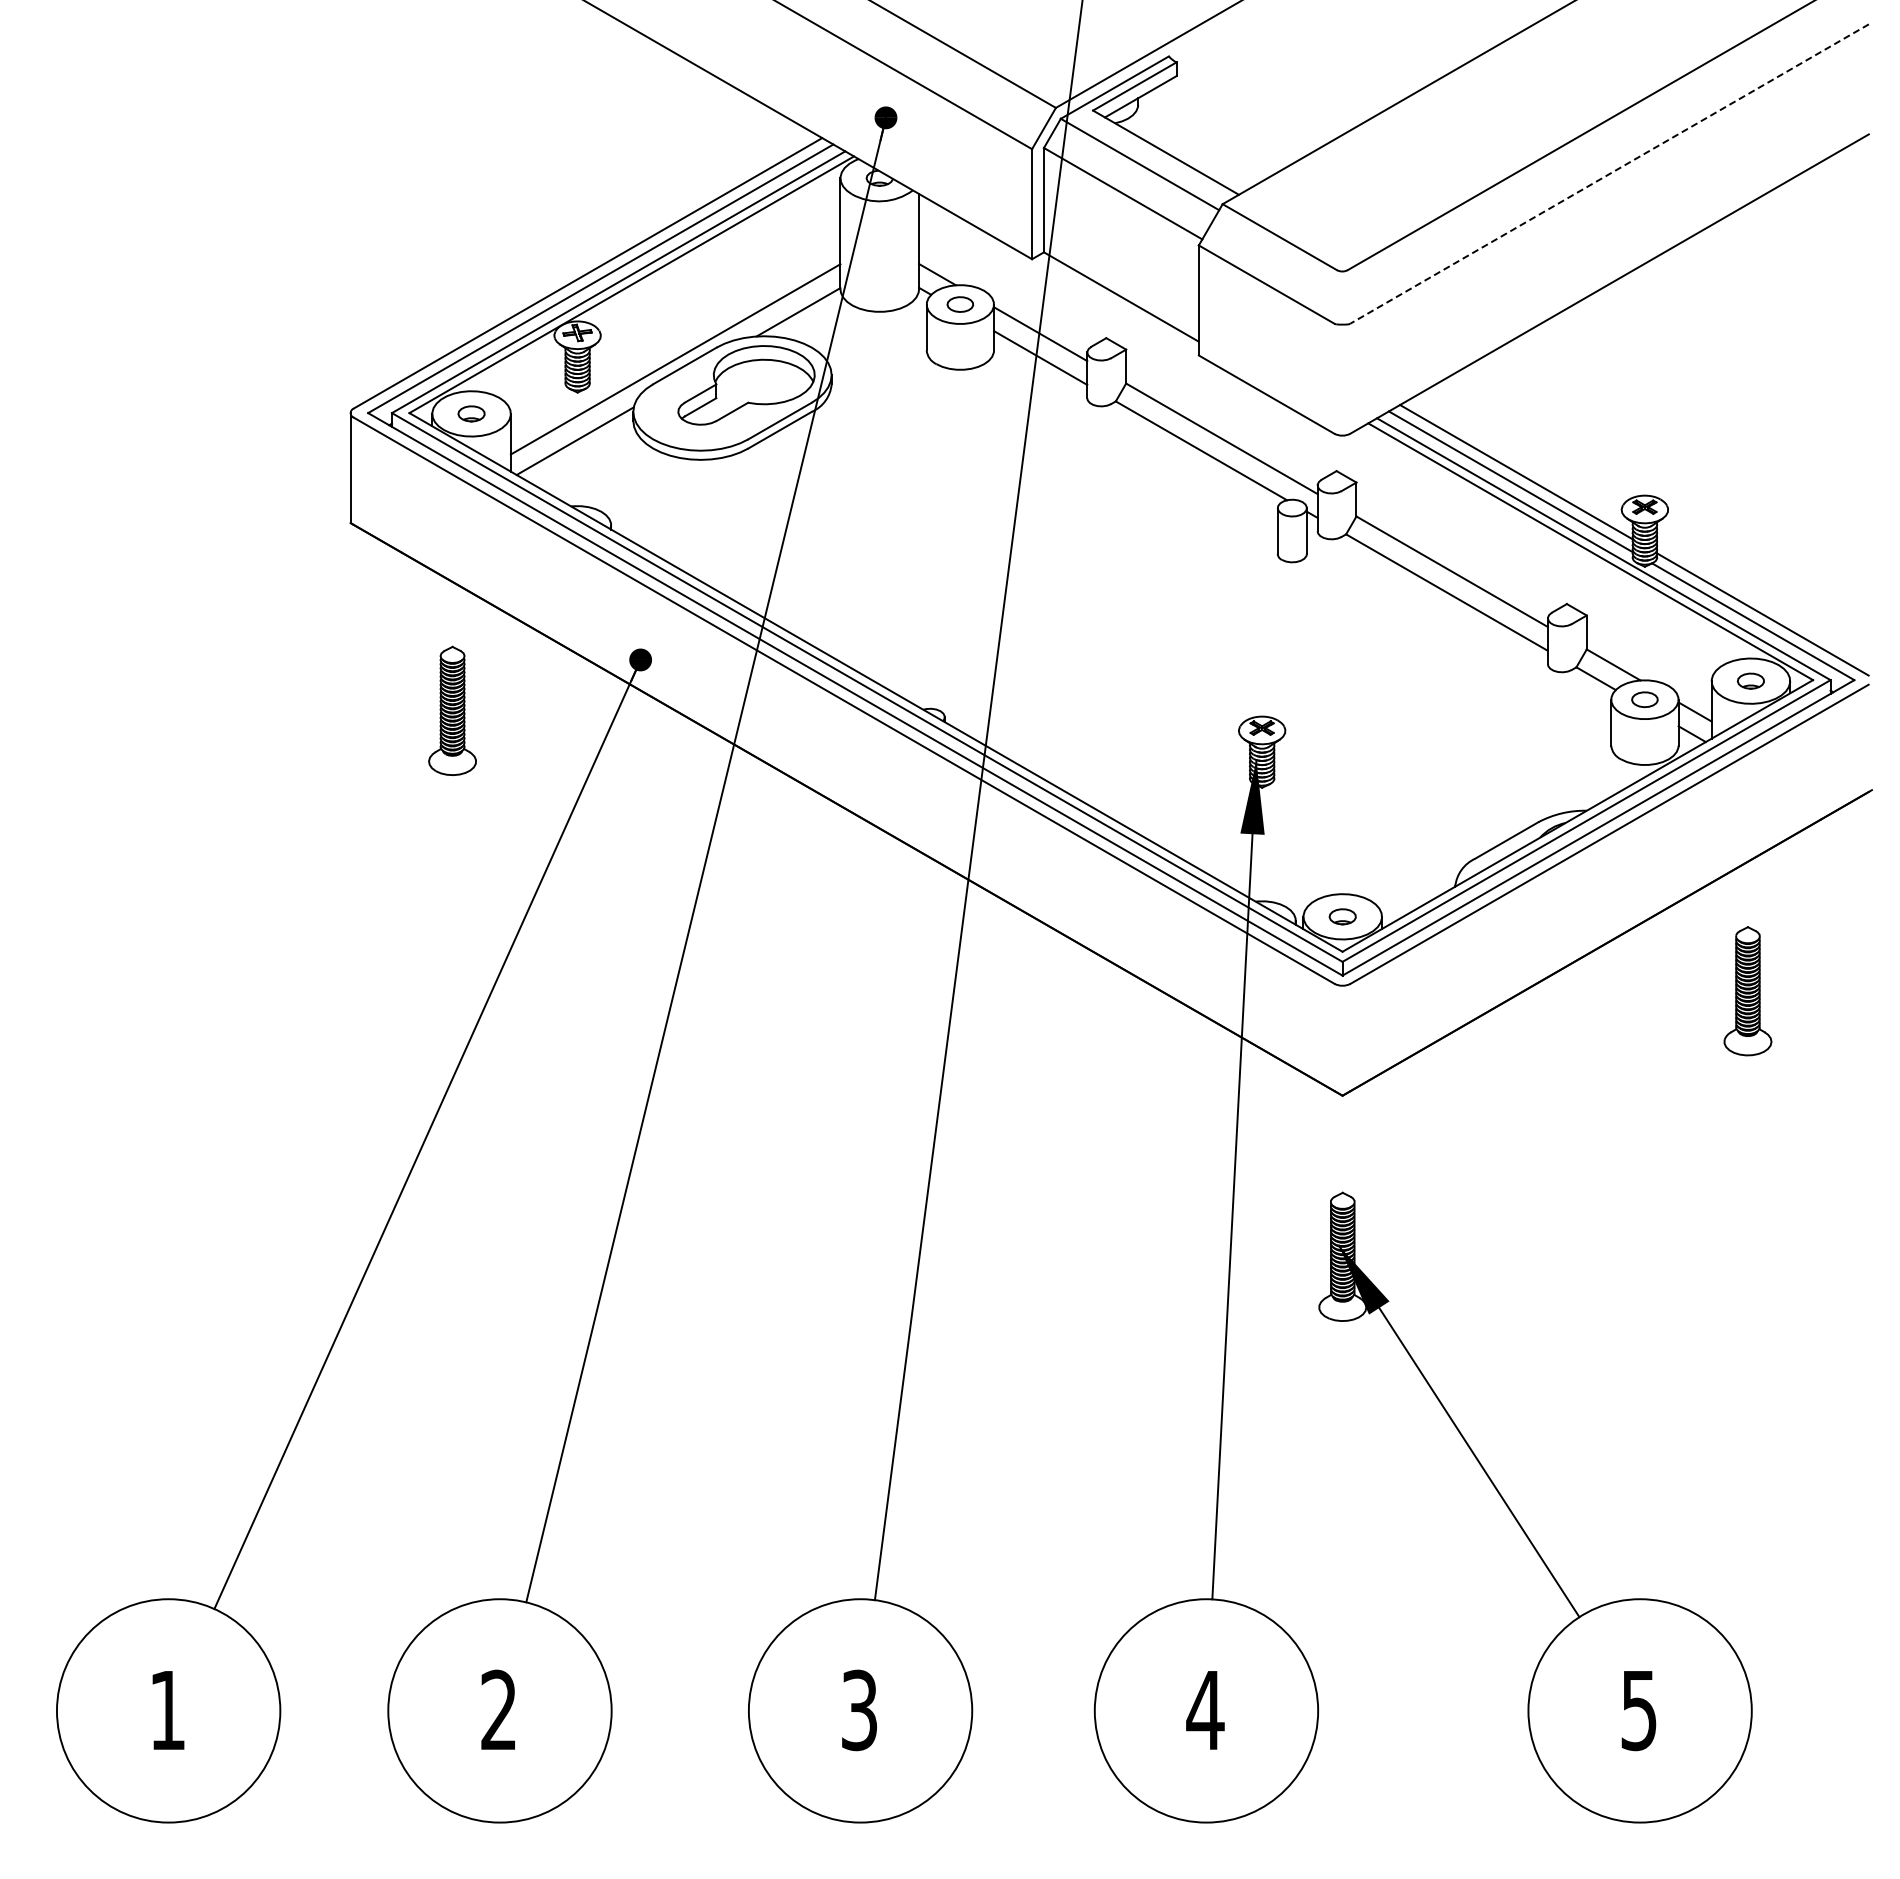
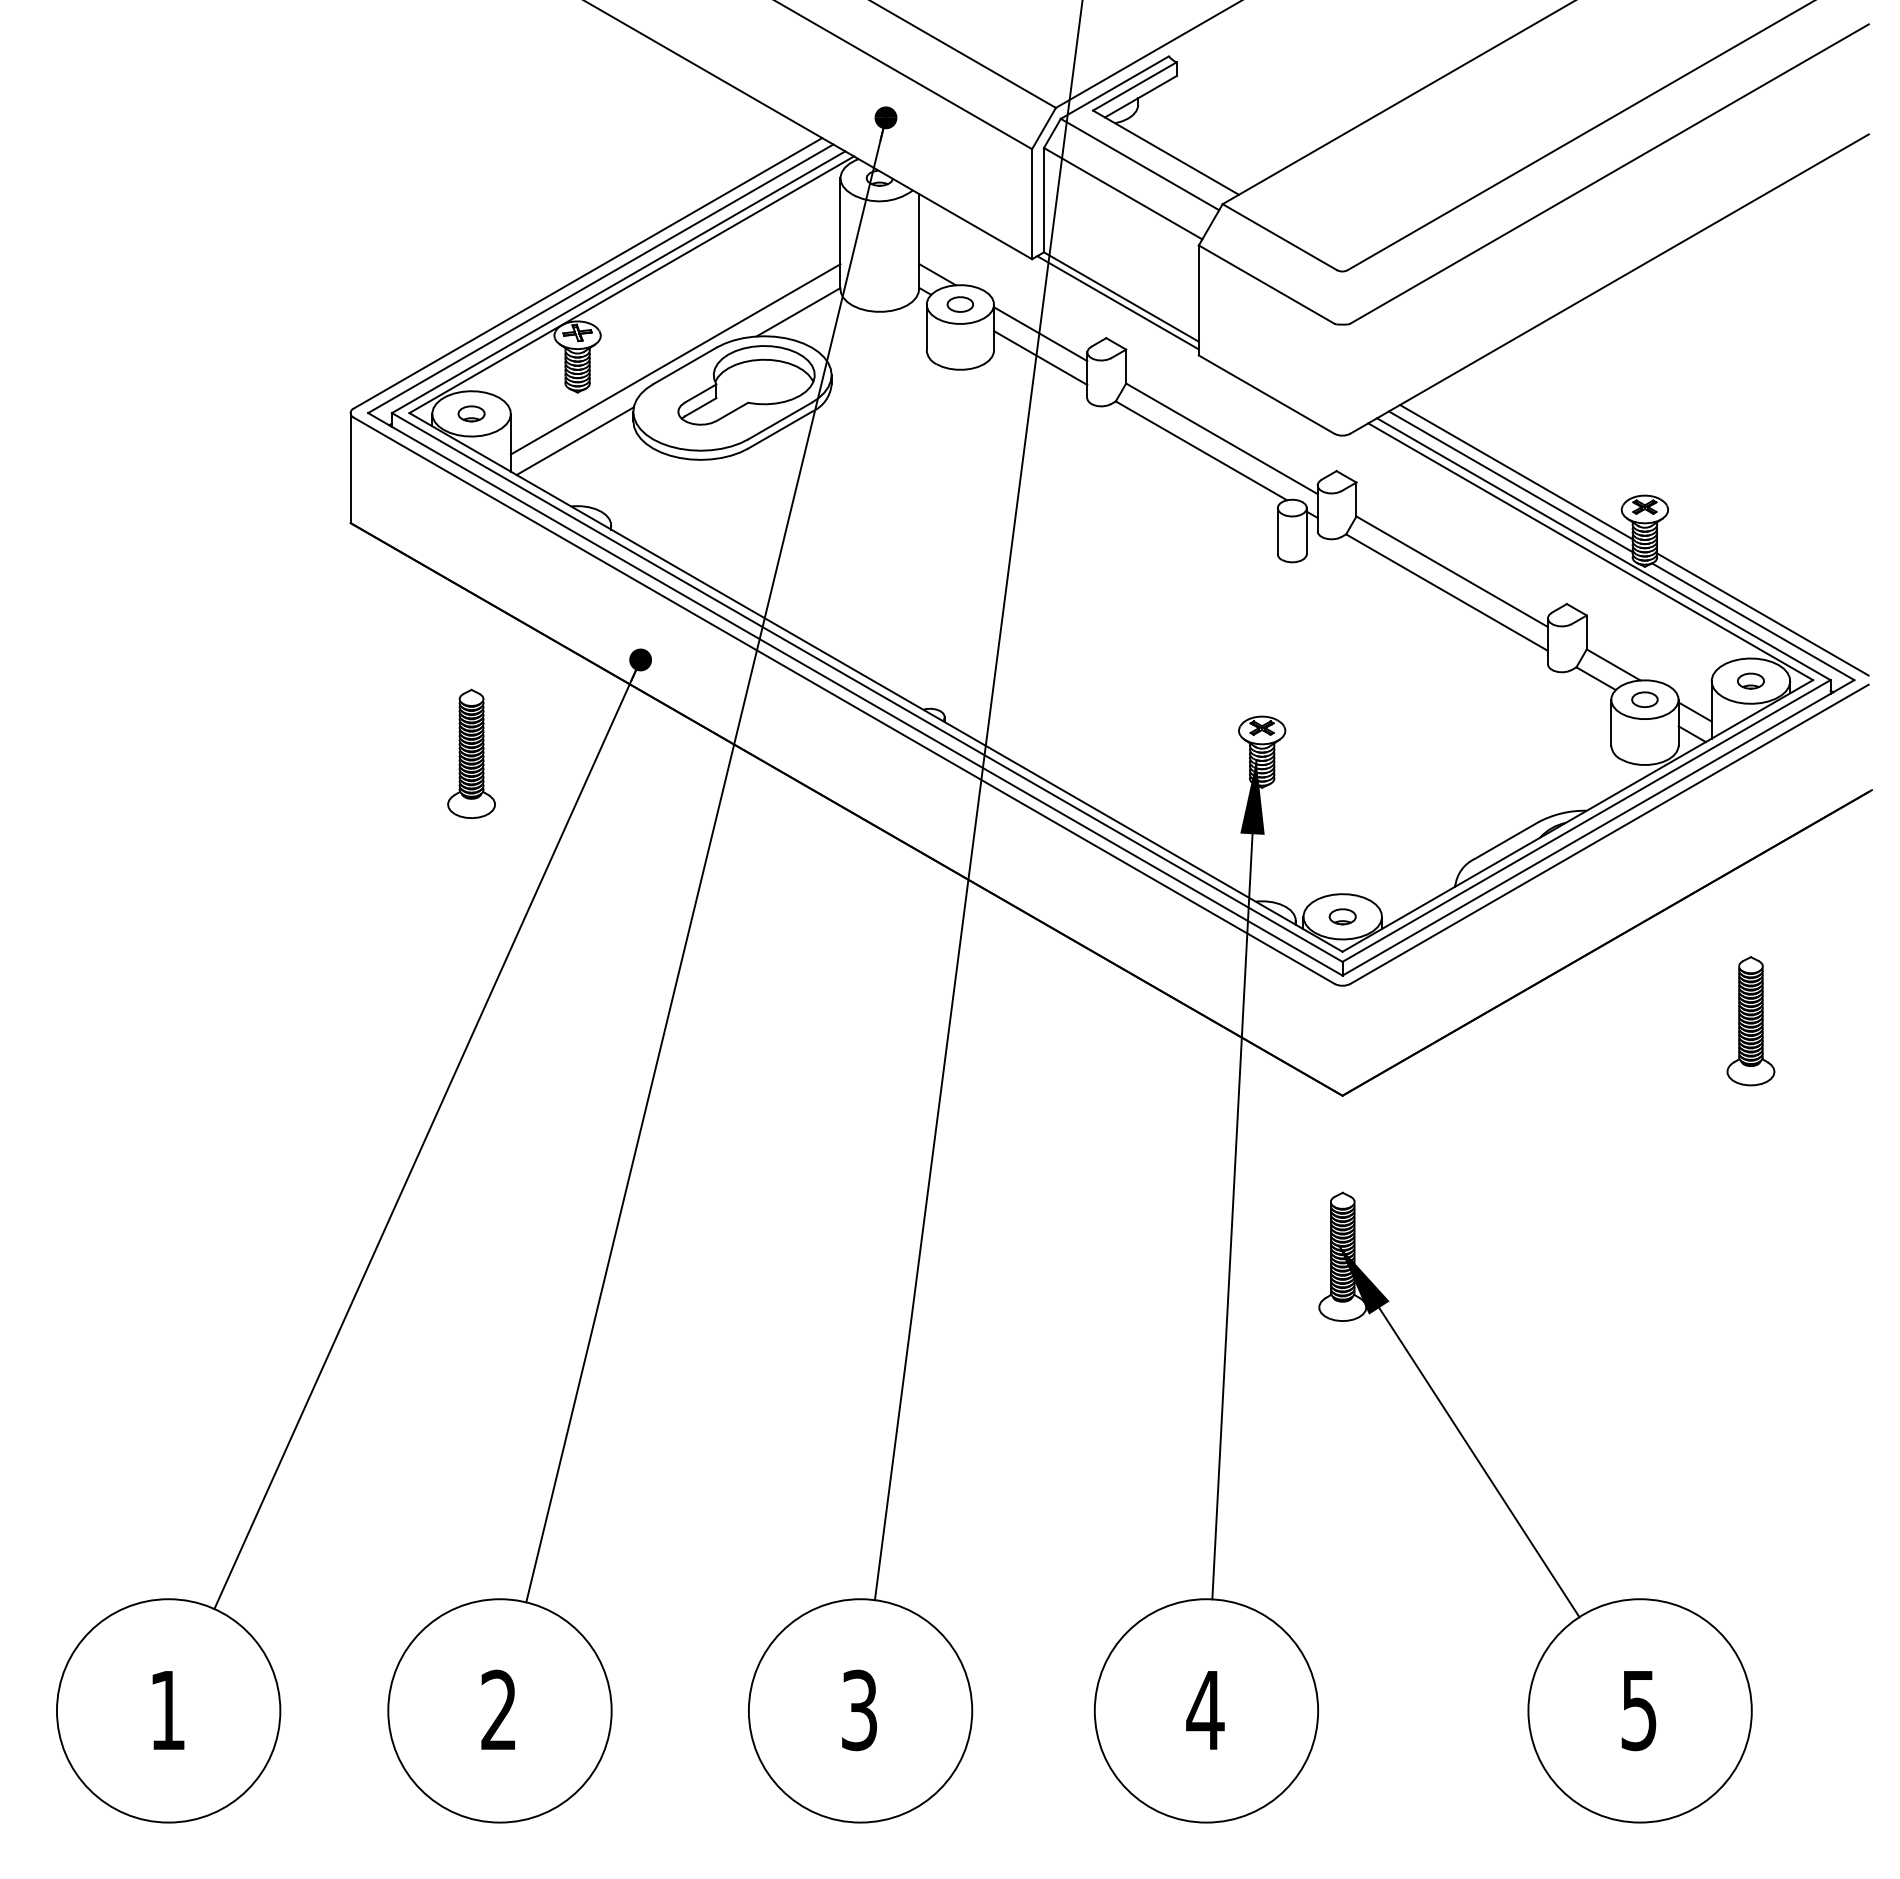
line: dashed -> solid (1609, 174)
line: none -> present (1117, 302)
part position: (452, 710) -> (471, 753) (471, 753)
part position: (1747, 991) -> (1750, 1021) (1750, 1021)
